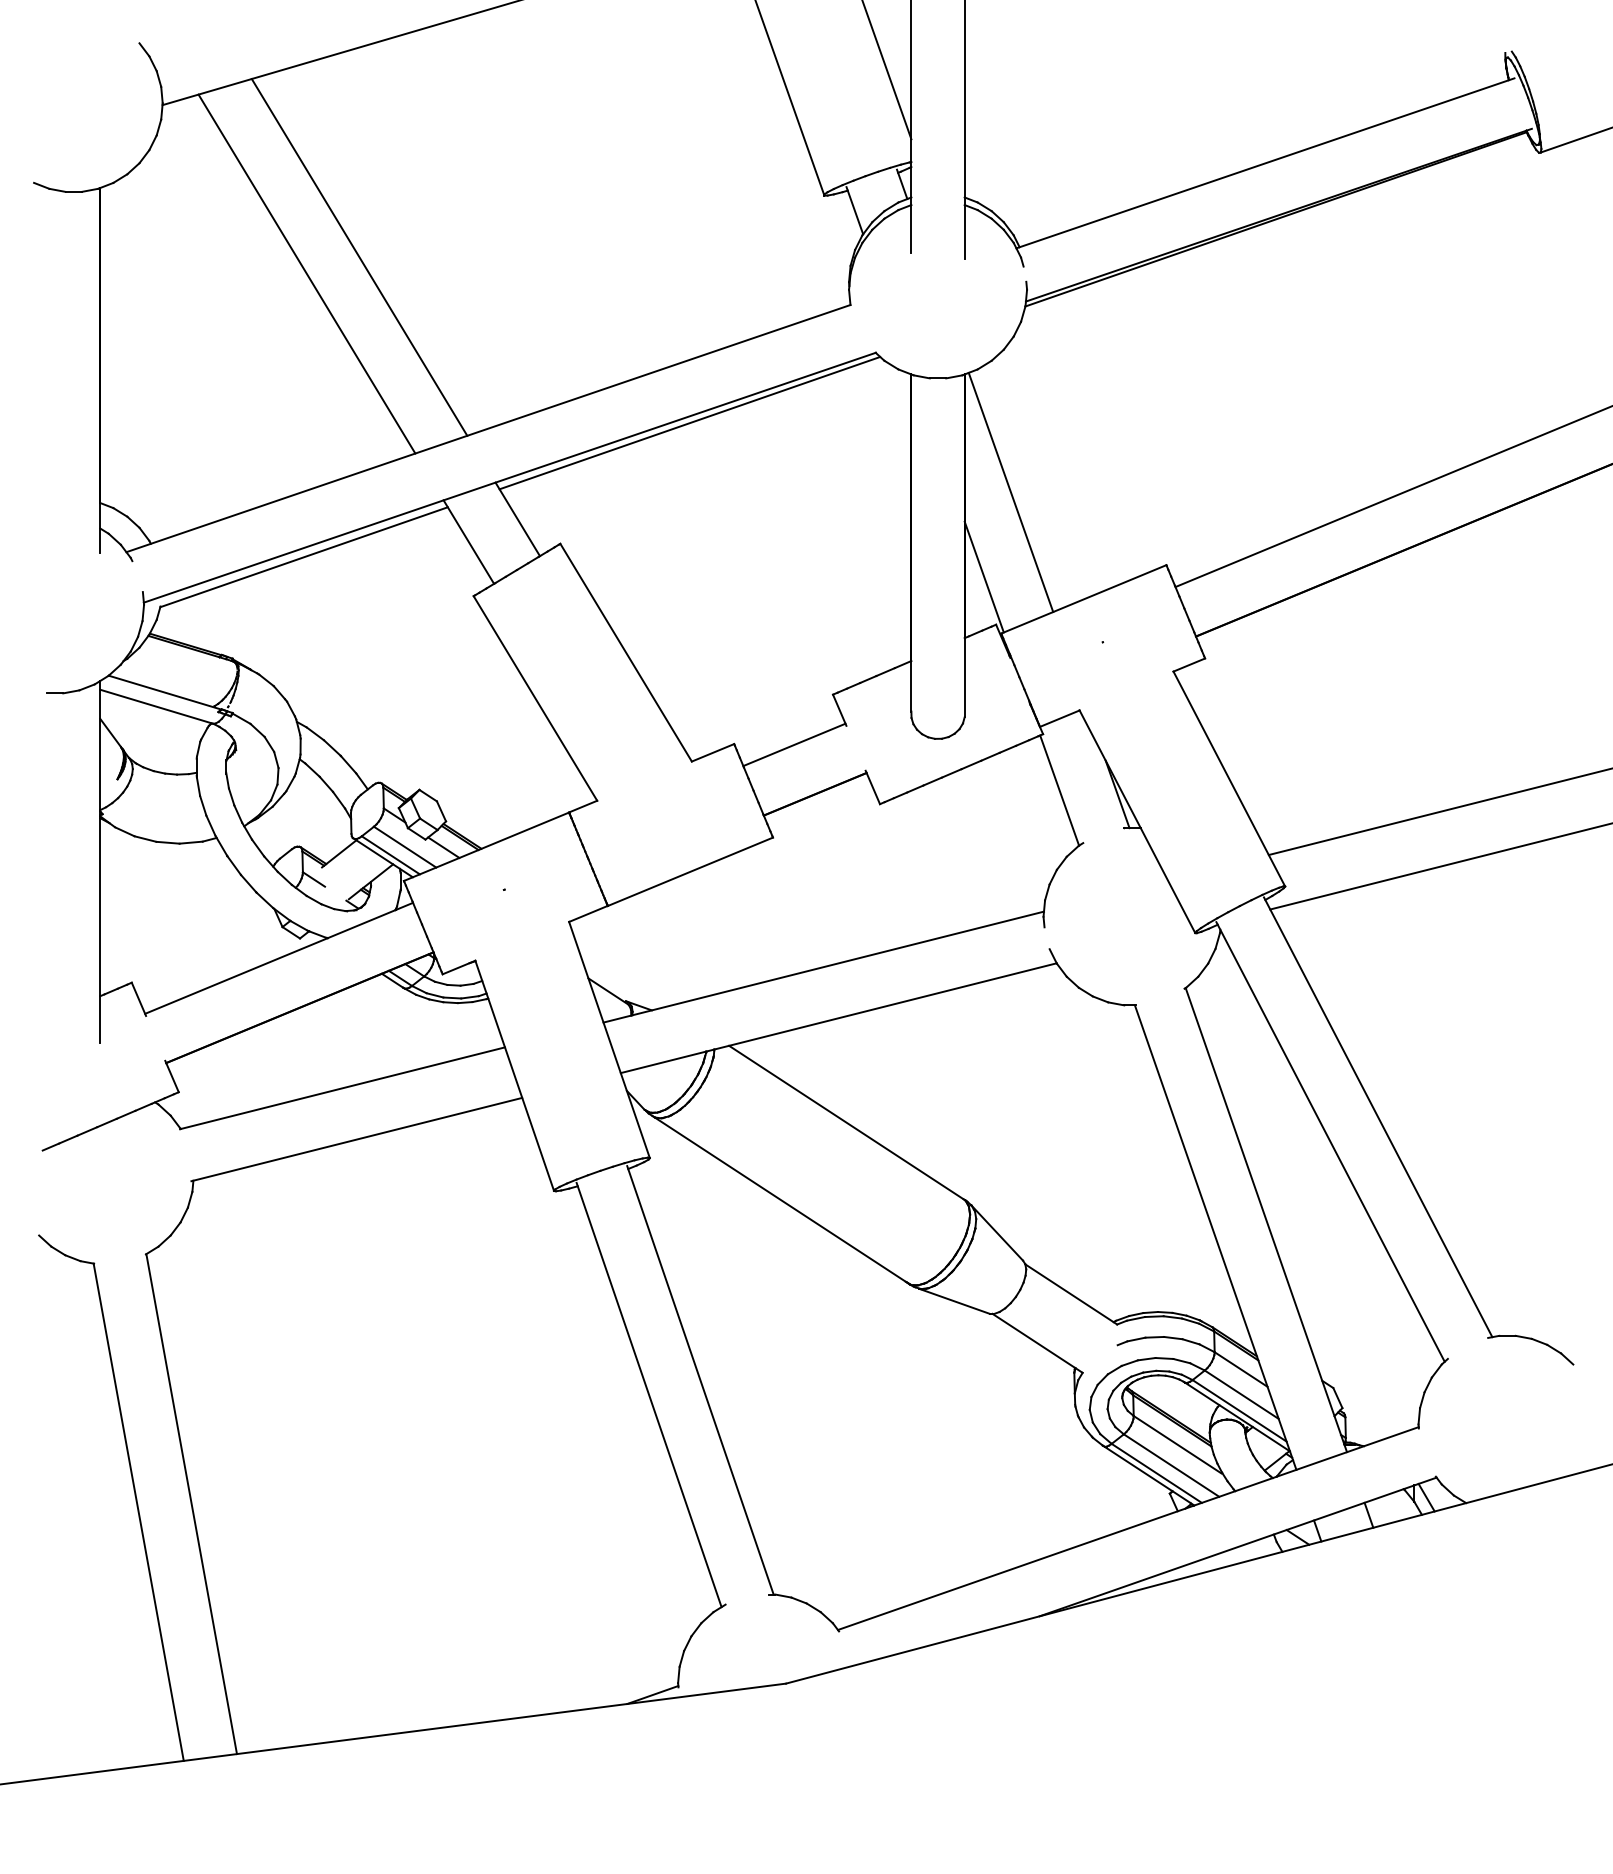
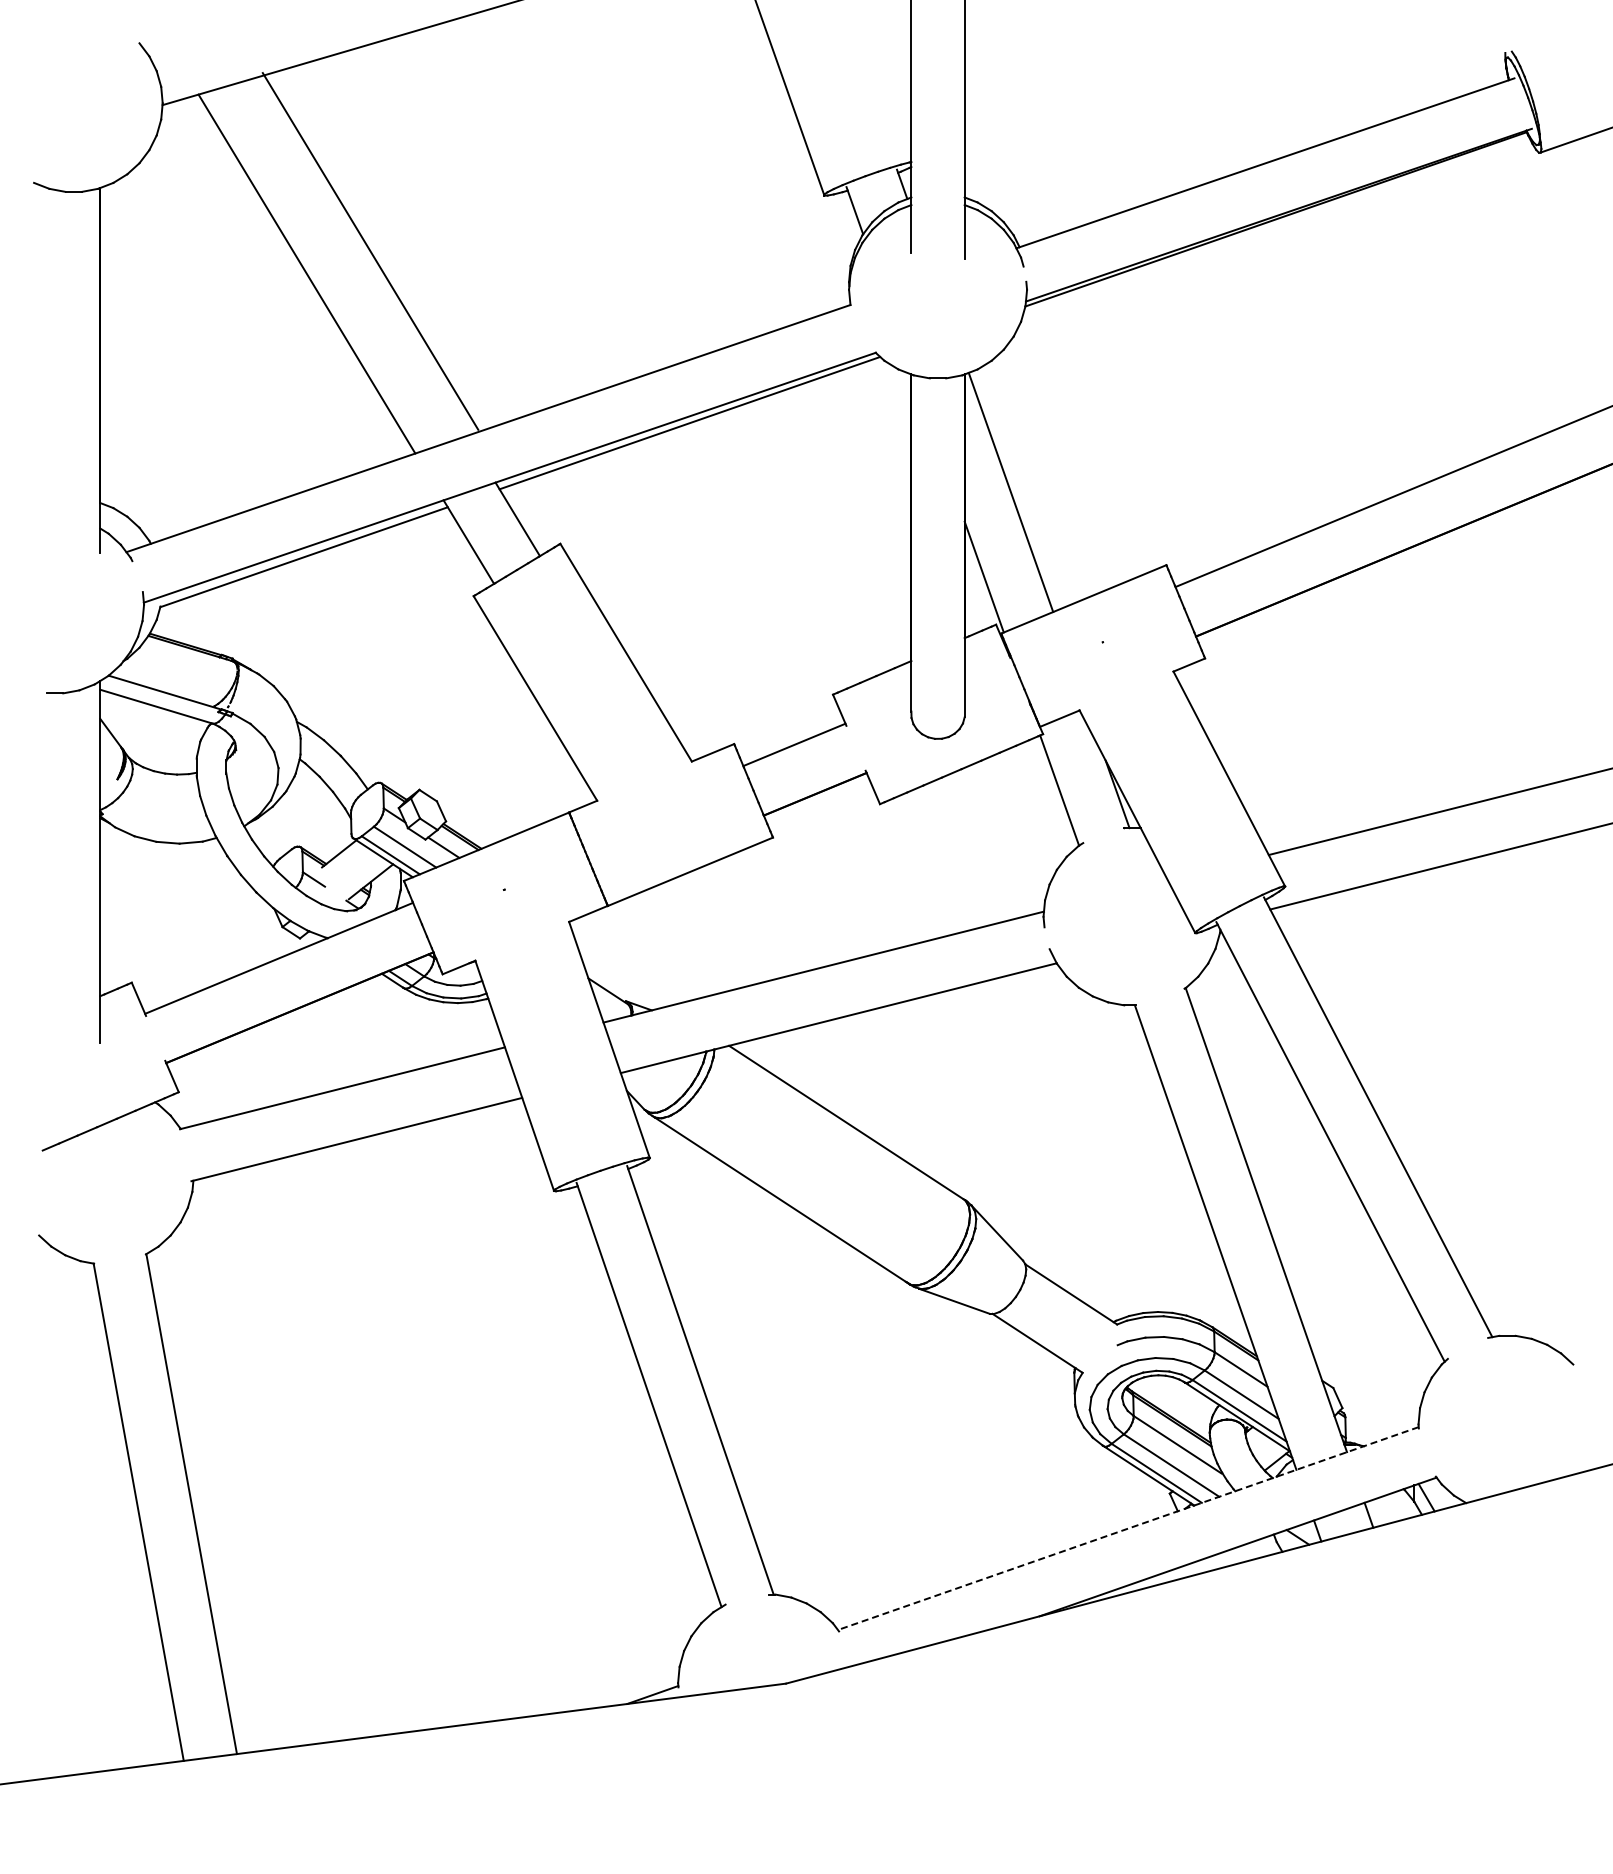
line: present -> none (887, 70)
line position: (359, 257) -> (370, 251) (370, 251)
line: solid -> dashed (1128, 1528)
